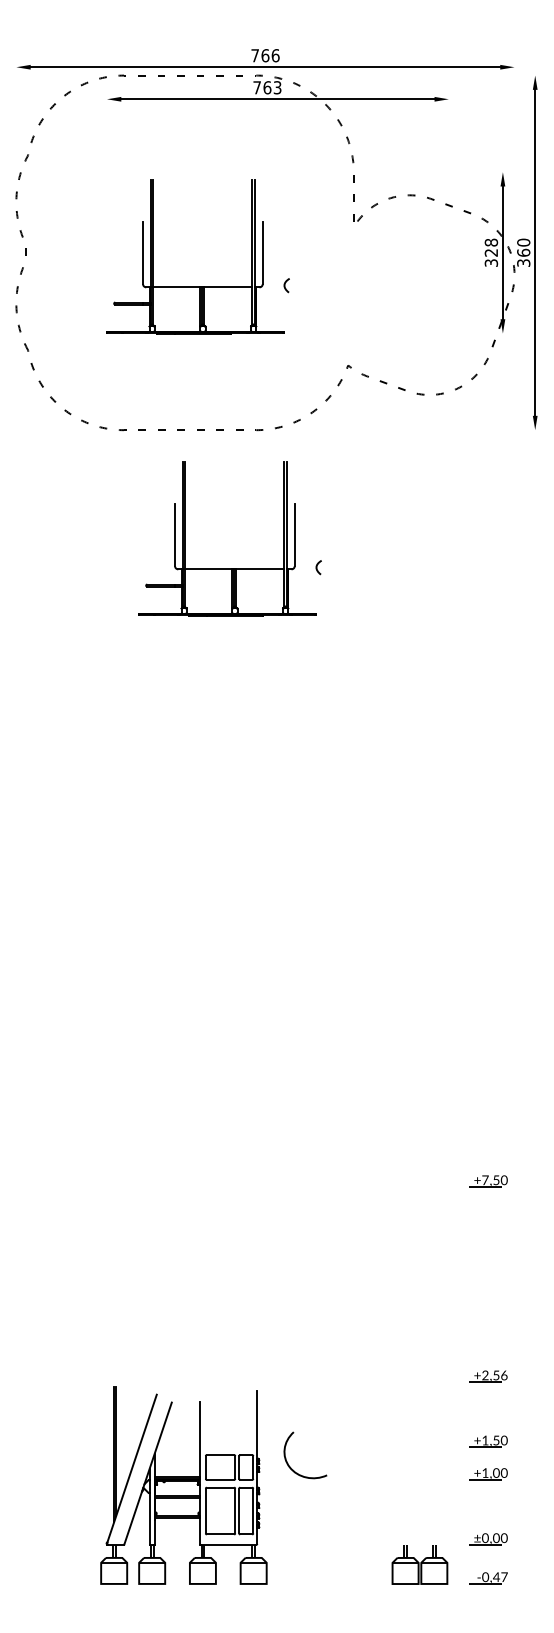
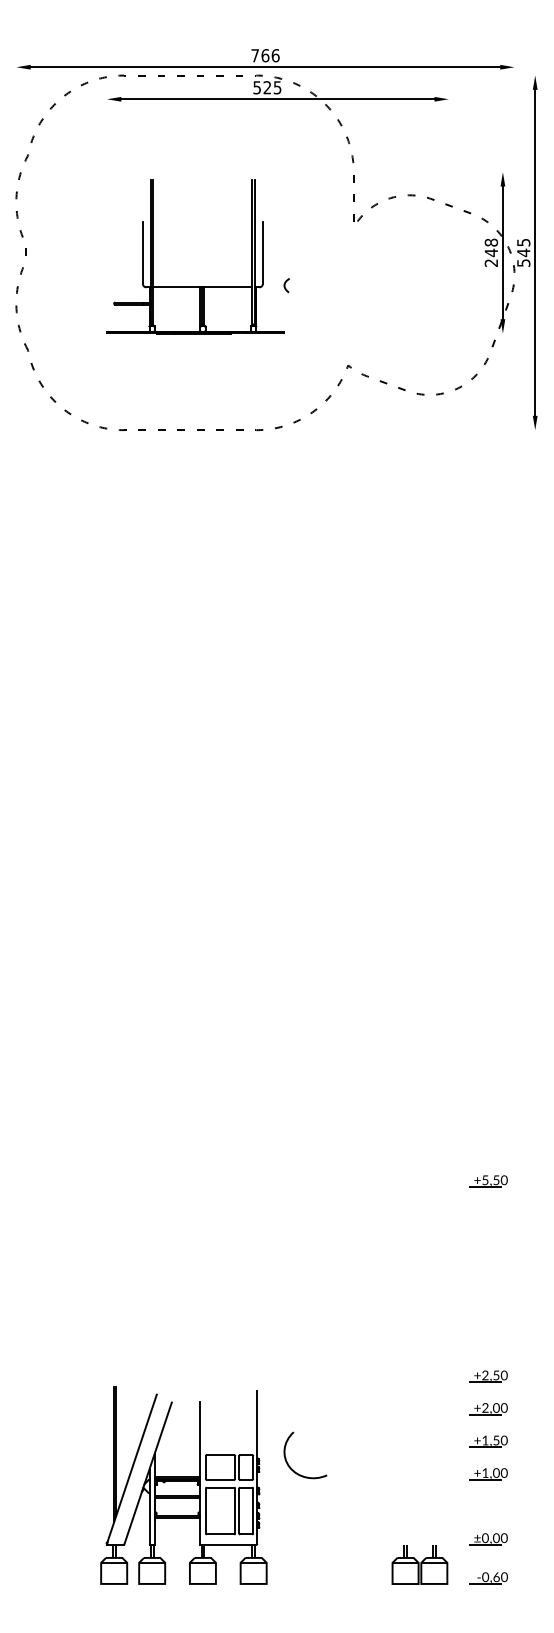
text: 763 -> 525 (267, 87)
text: 360 -> 545 (523, 252)
text: 328 -> 248 (491, 257)
part: present -> none (229, 568)
text: +7,50 -> +5,50 (485, 1180)
text: +2,56 -> +2,50 (503, 1374)
part: none -> present (488, 1409)
text: -0,47 -> -0,60 (500, 1577)
